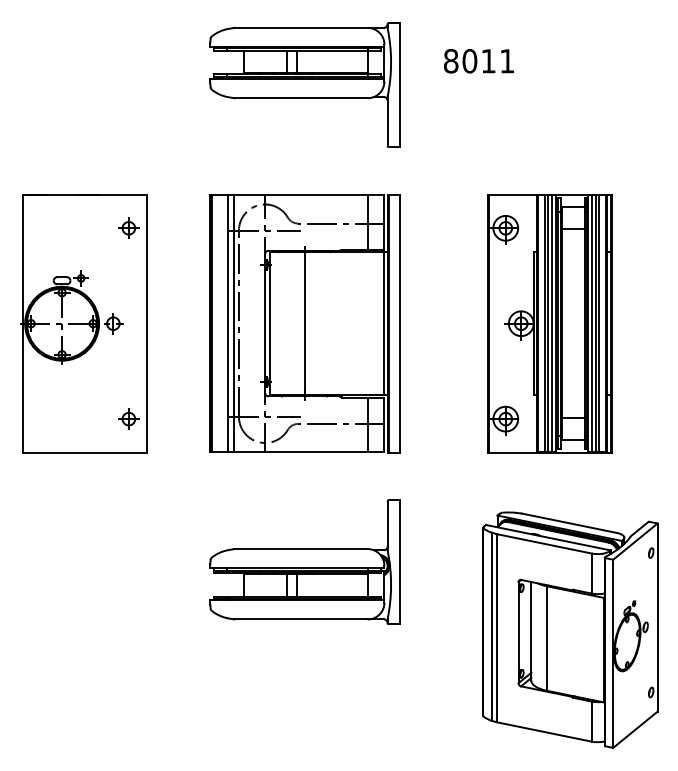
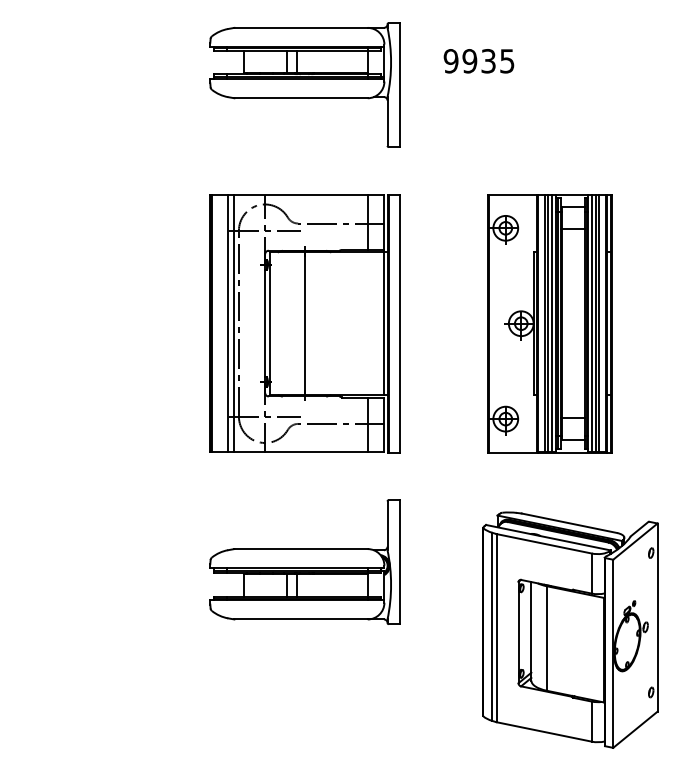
text: 8011 -> 9935 (478, 61)
part: present -> none (83, 323)
